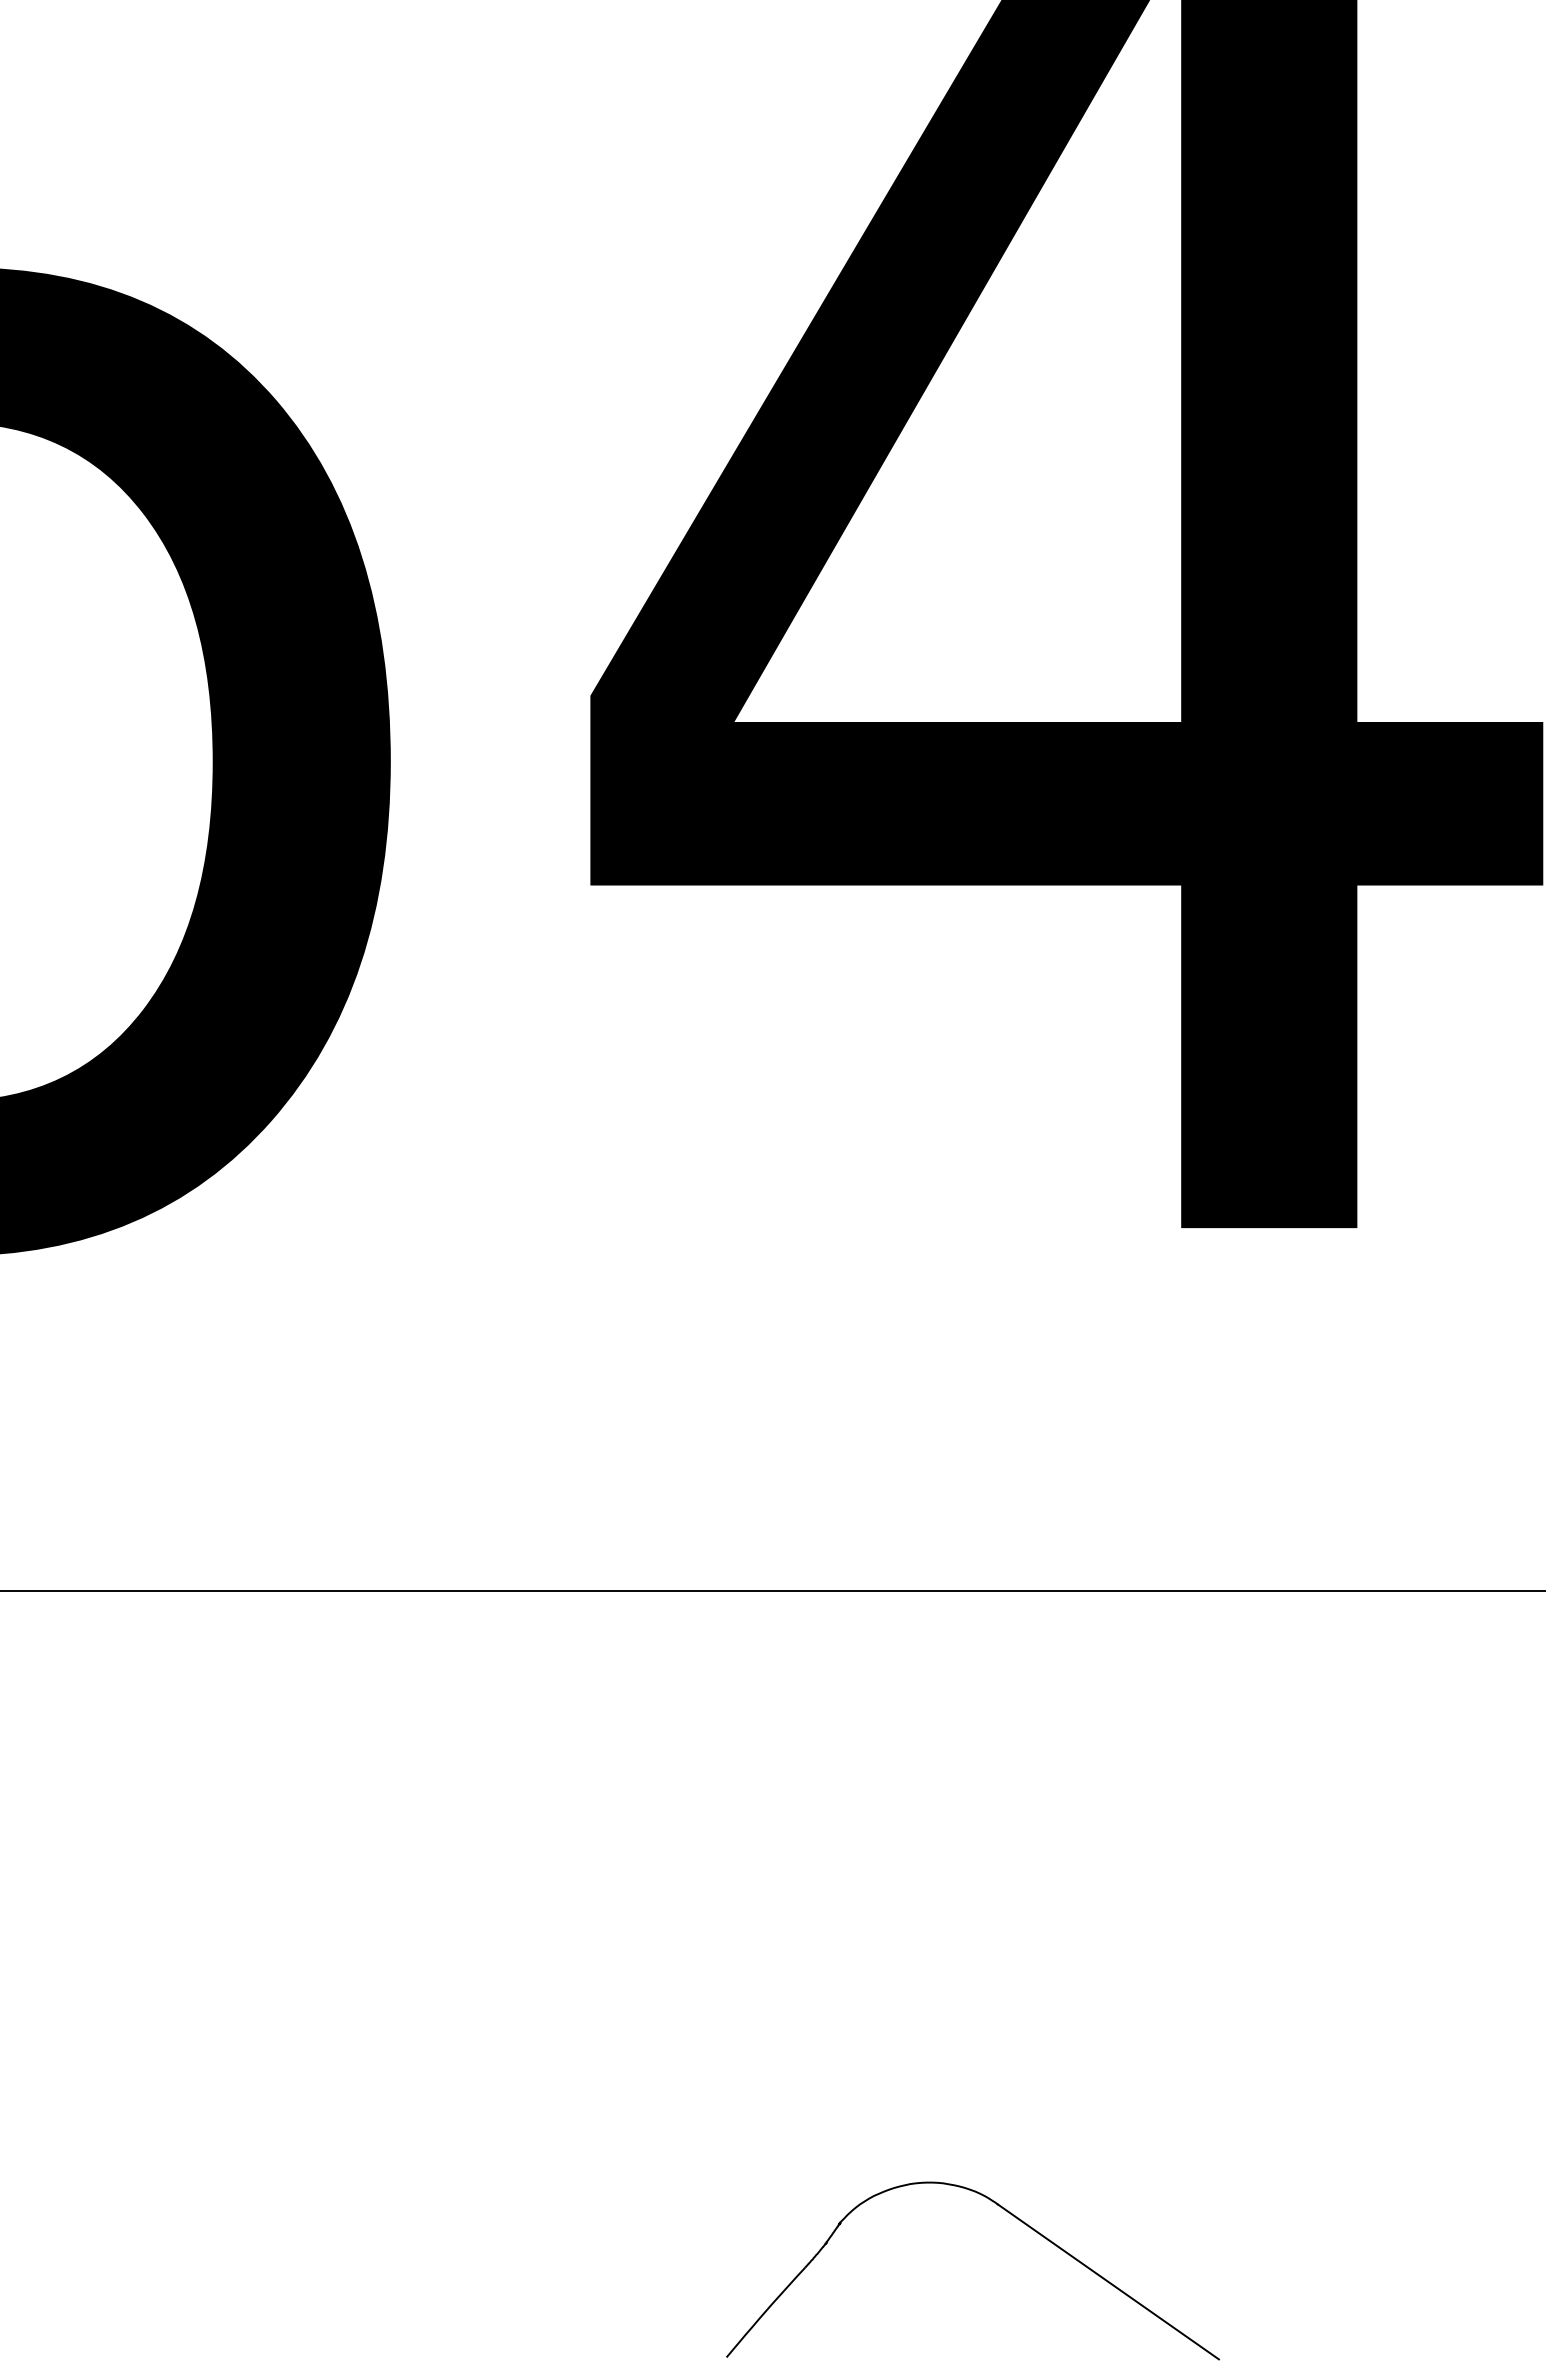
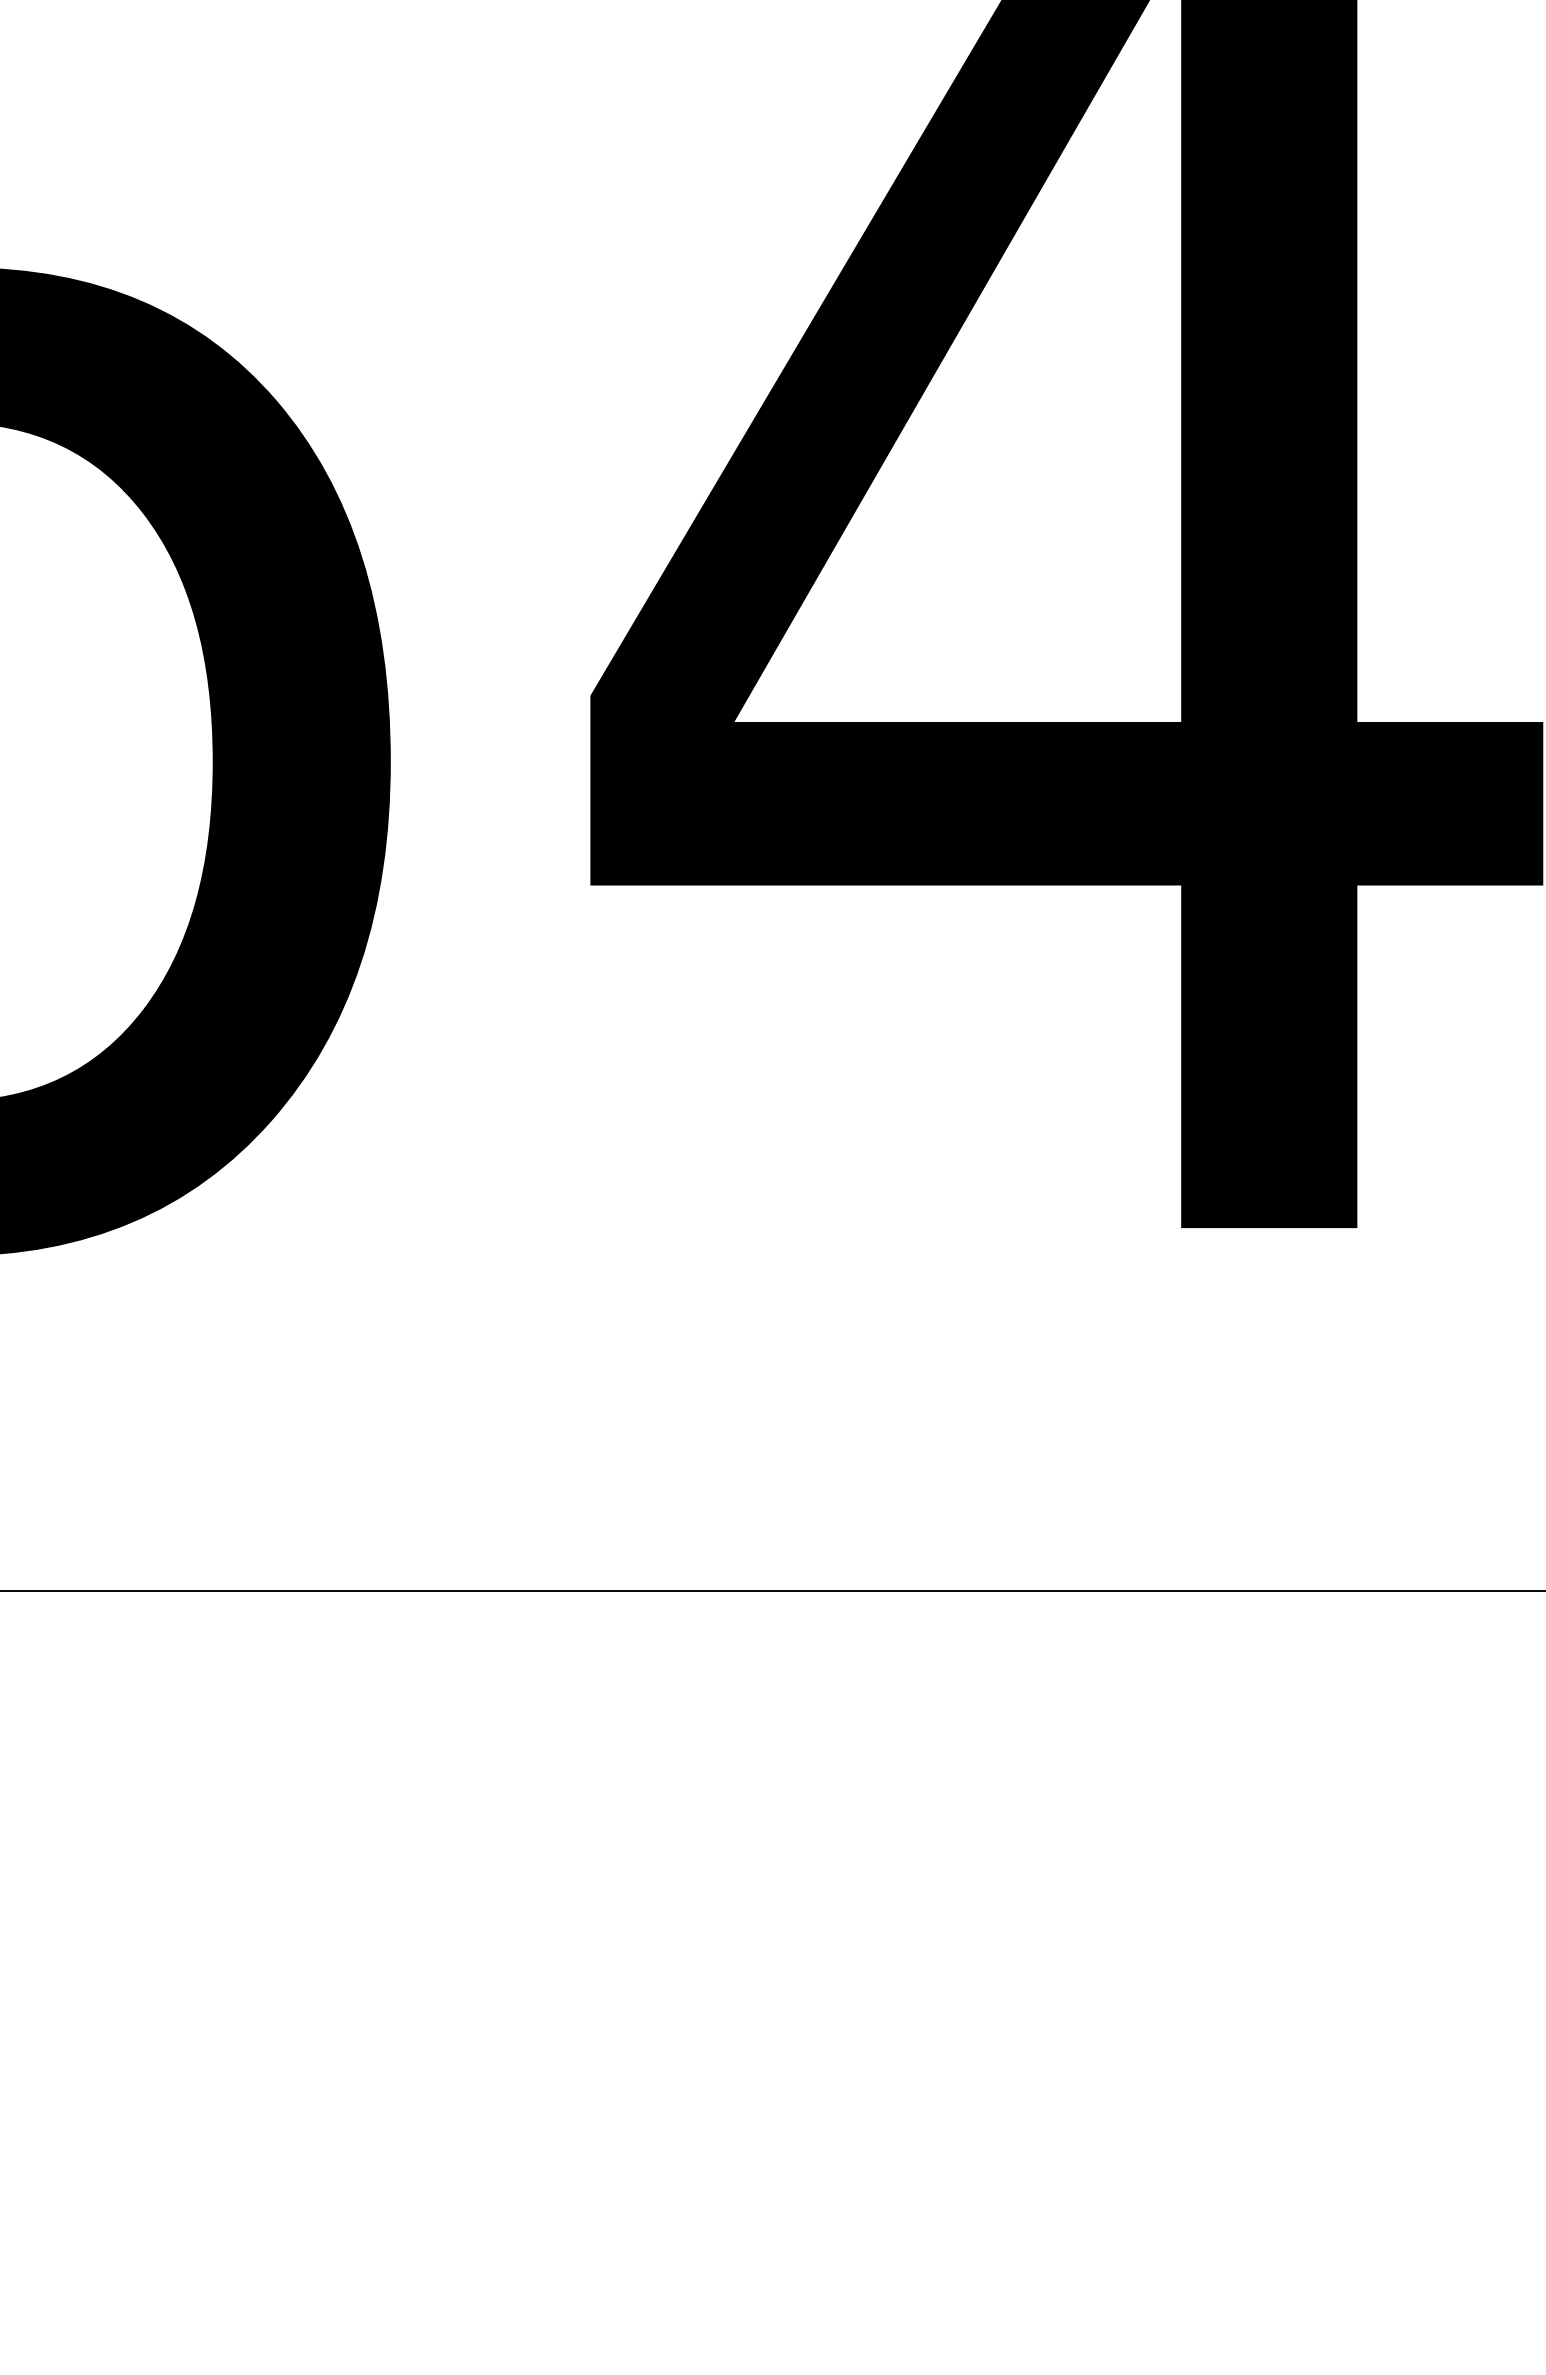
part: present -> none (1011, 2215)
